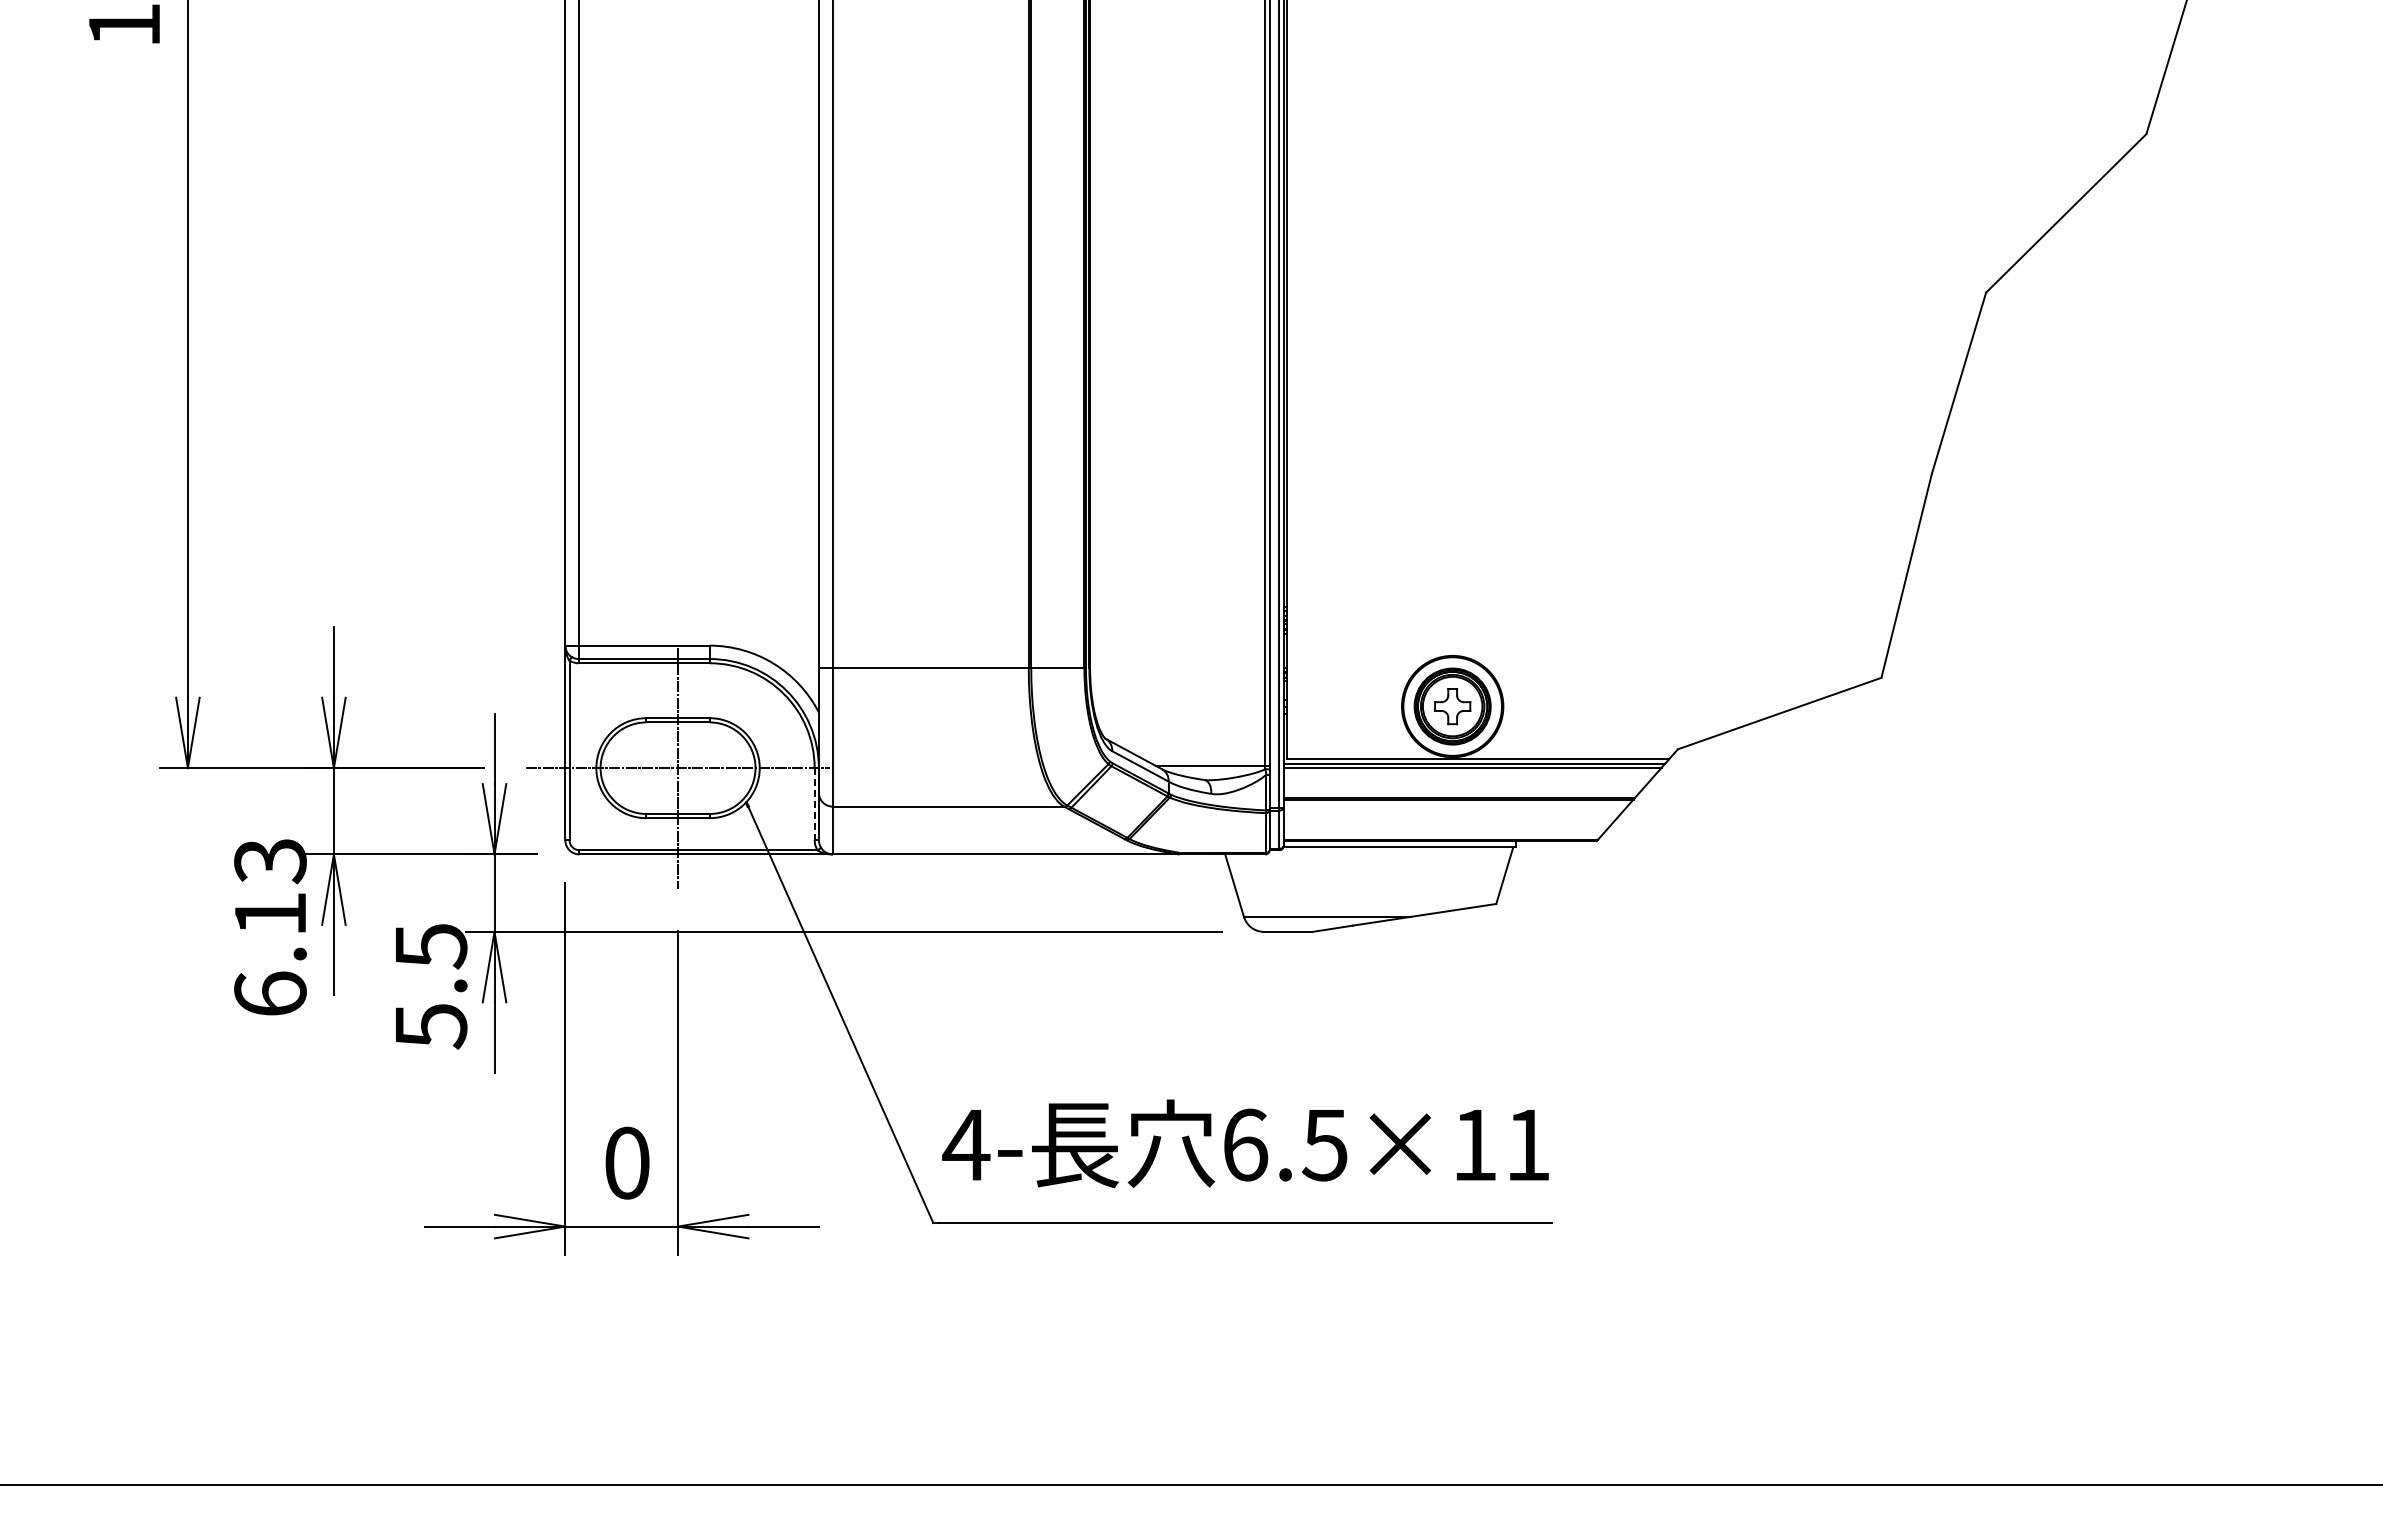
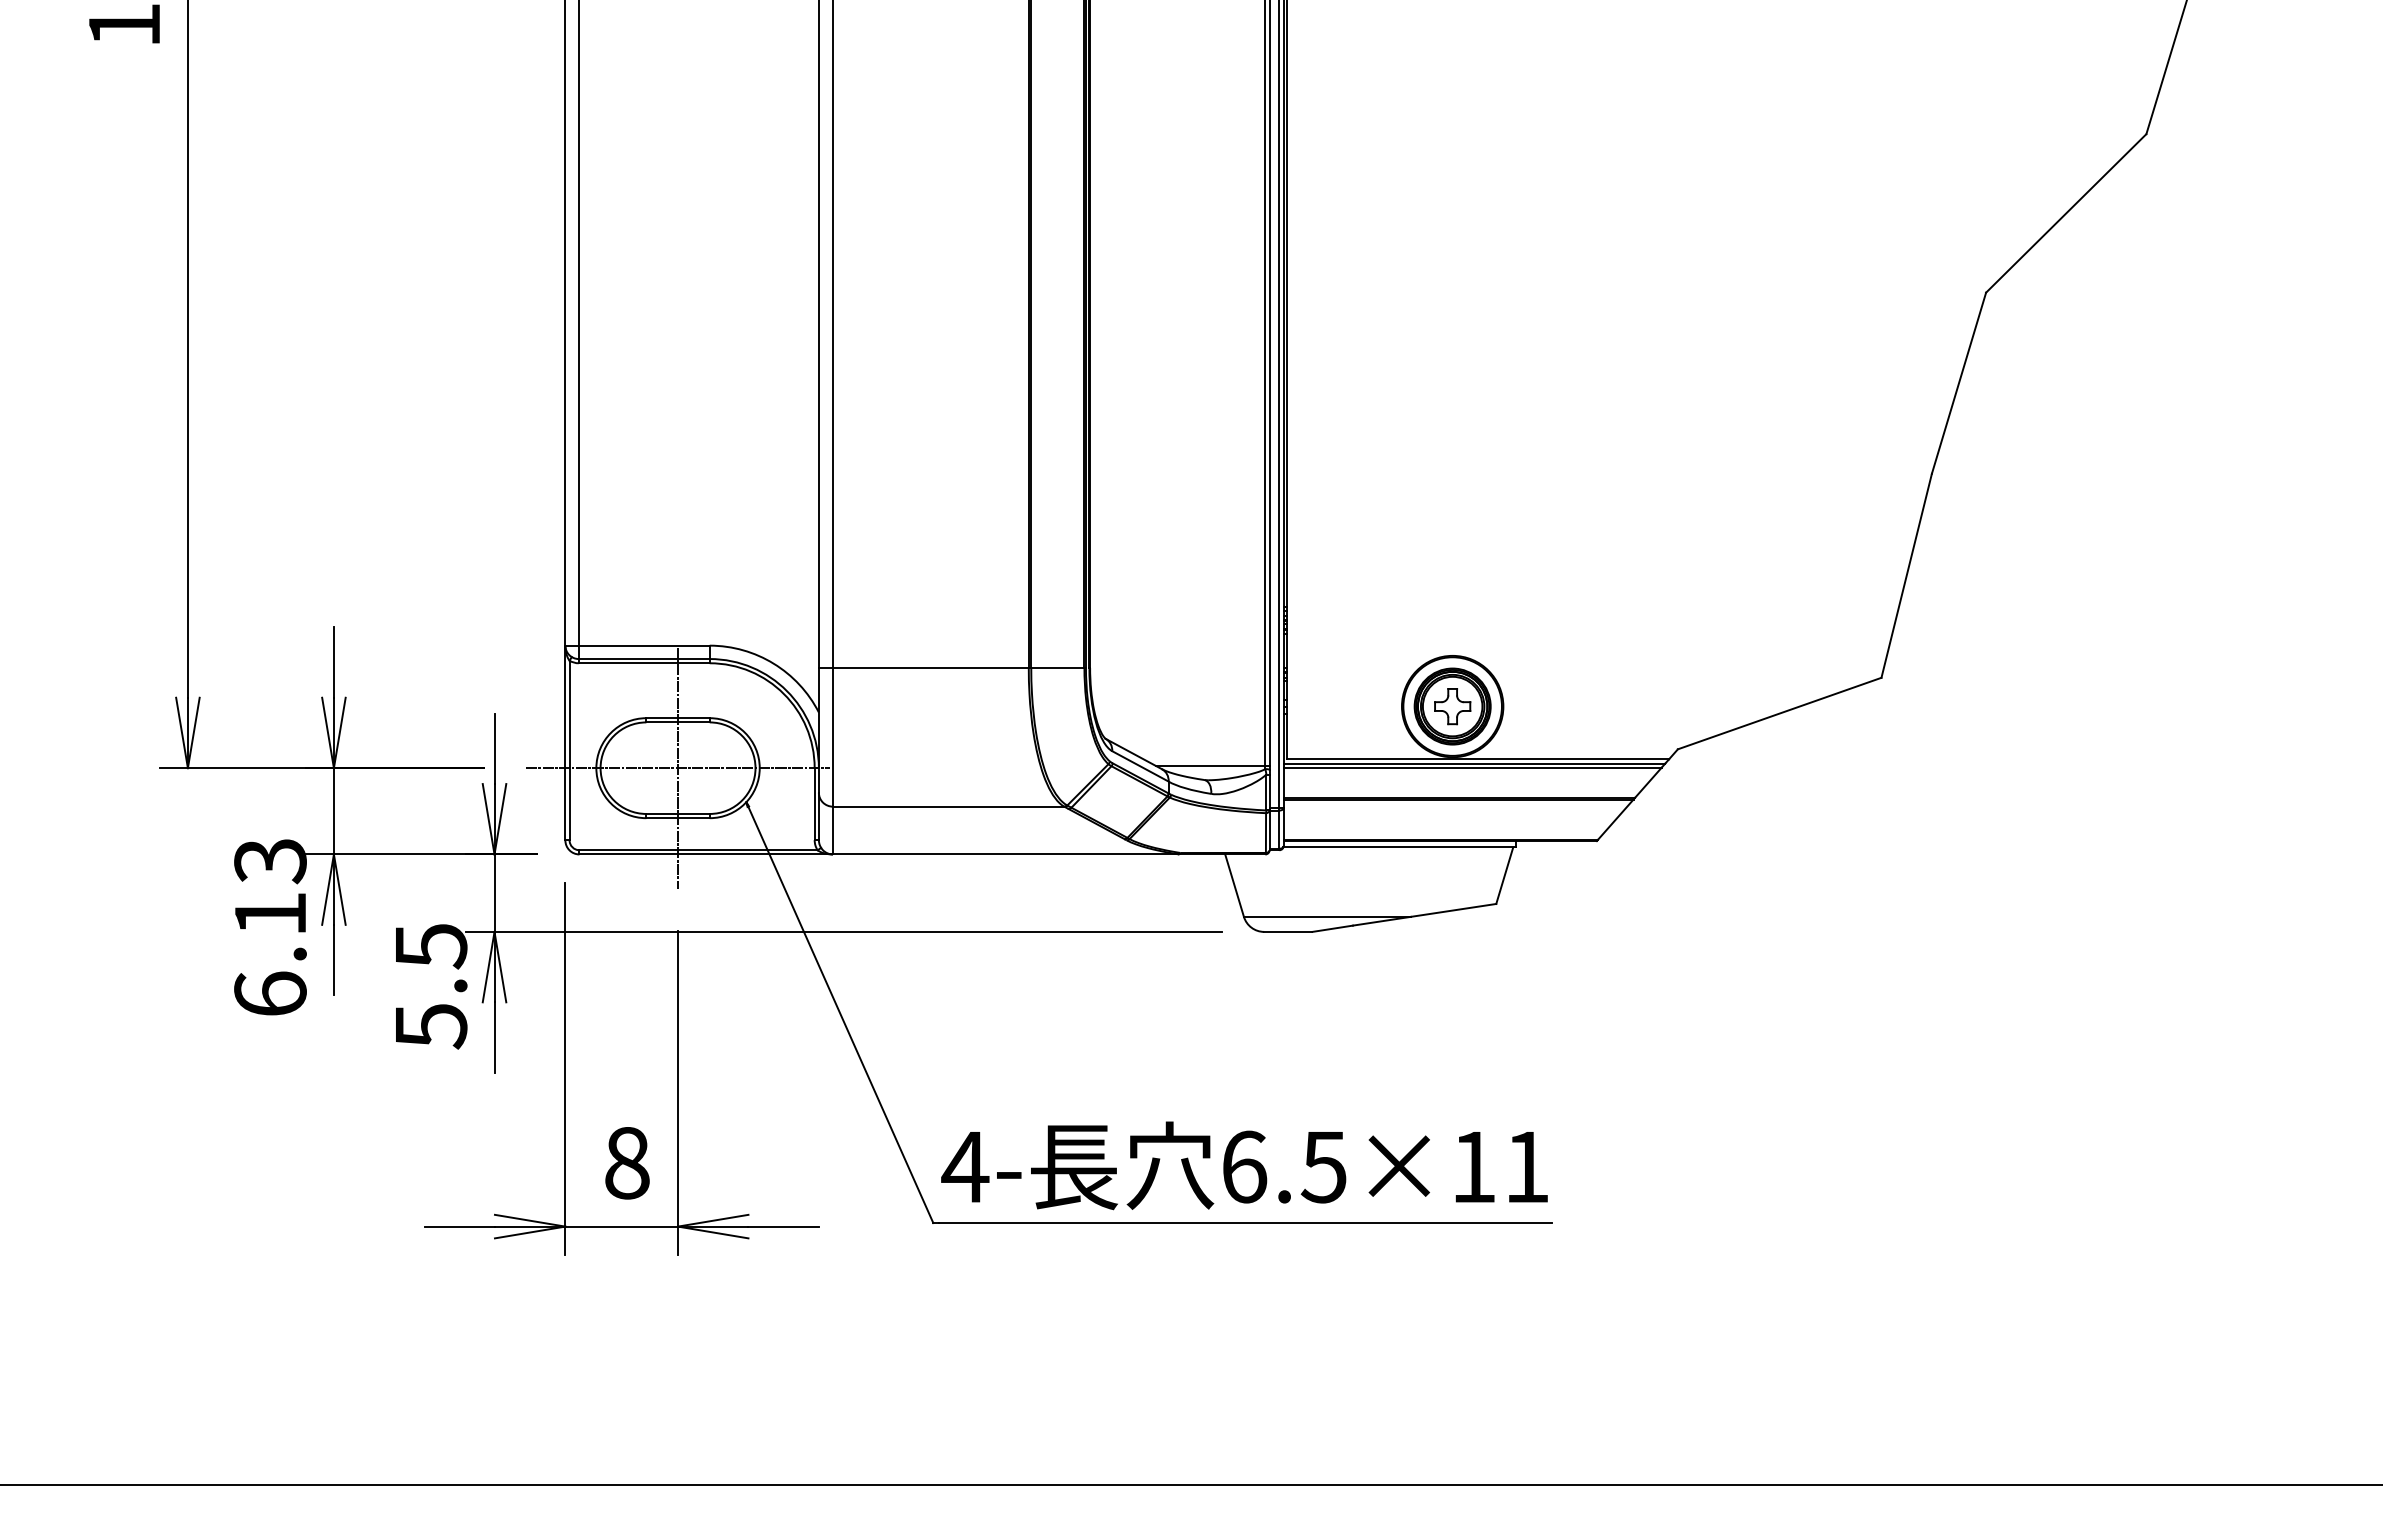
line: dashed -> solid (814, 804)
text position: (1245, 1143) -> (1244, 1165) (1244, 1165)
text: 0 -> 8 (627, 1162)
